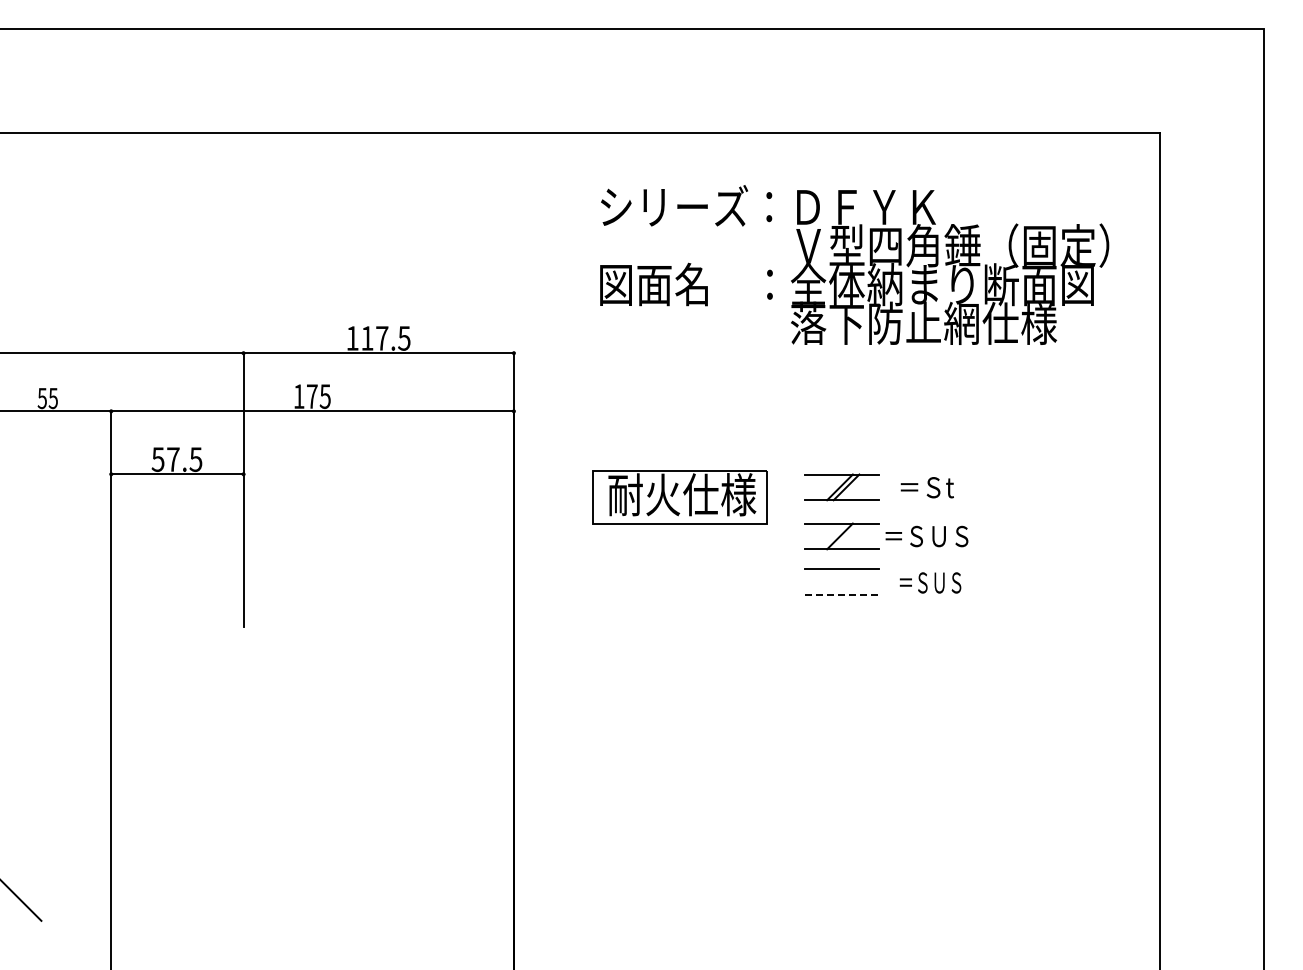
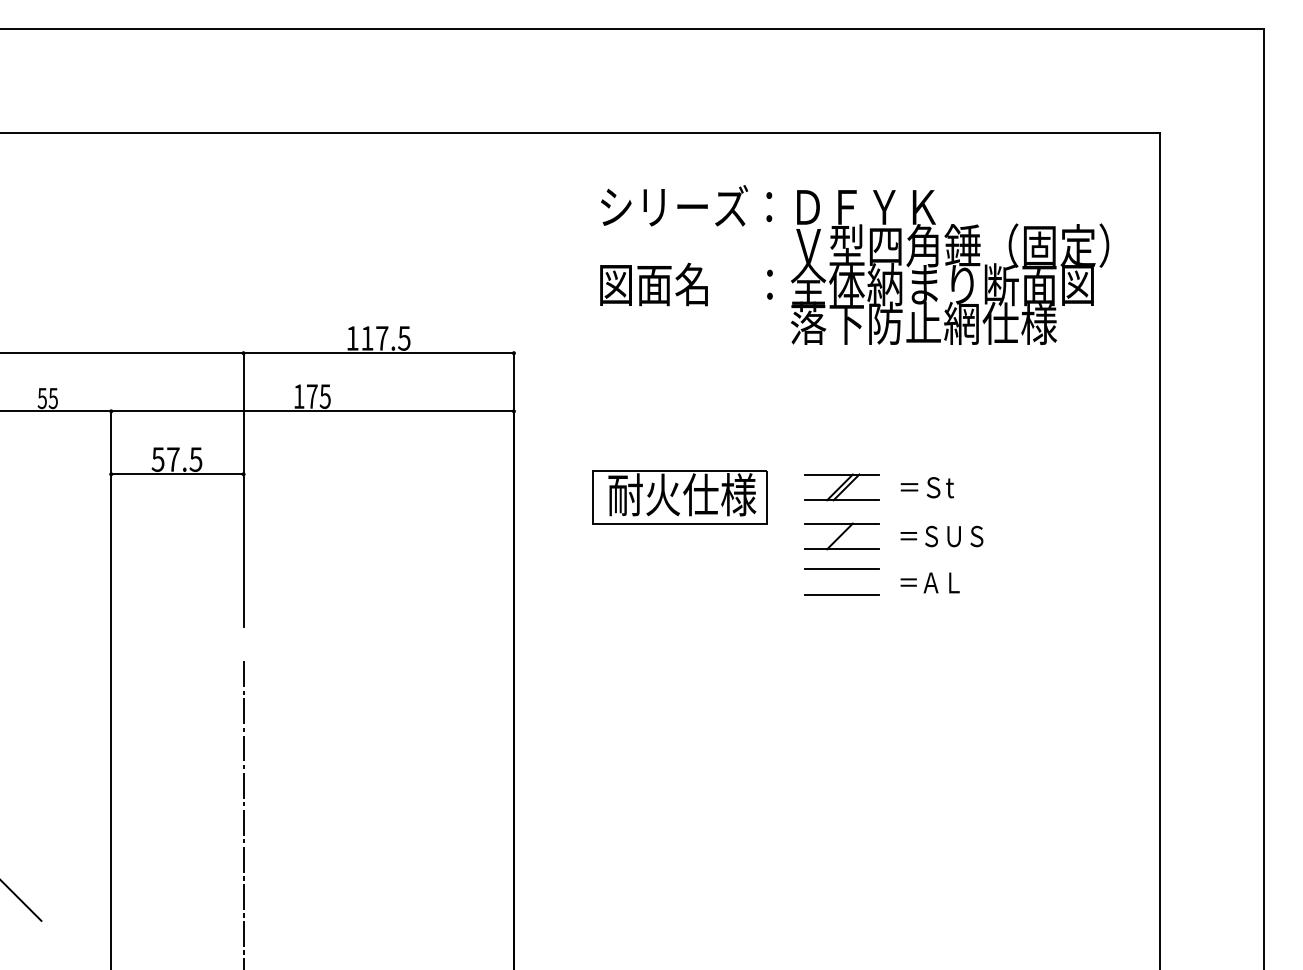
text position: (926, 536) -> (941, 536) (941, 536)
text: ＝ＳＵＳ -> ＝ＡＬ (930, 582)
line: dashed -> solid (842, 594)
line: none -> present (243, 813)
